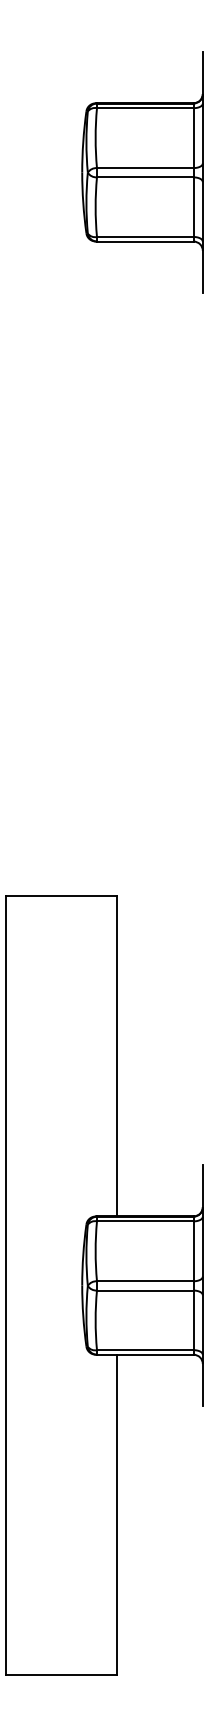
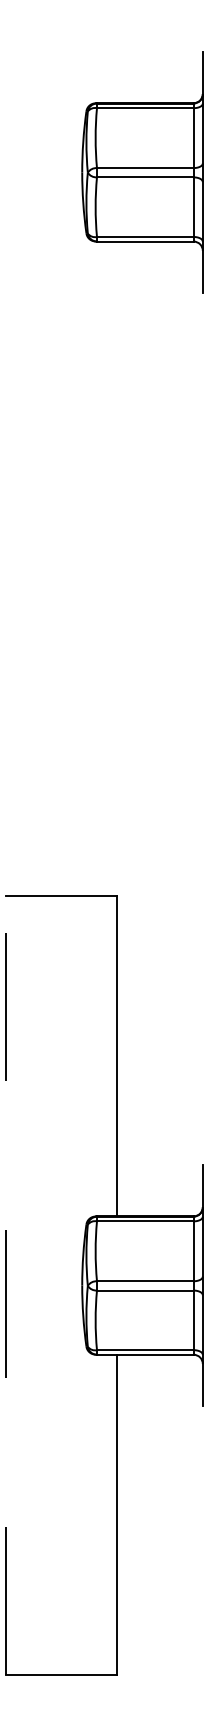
line: solid -> dashed (6, 1285)
